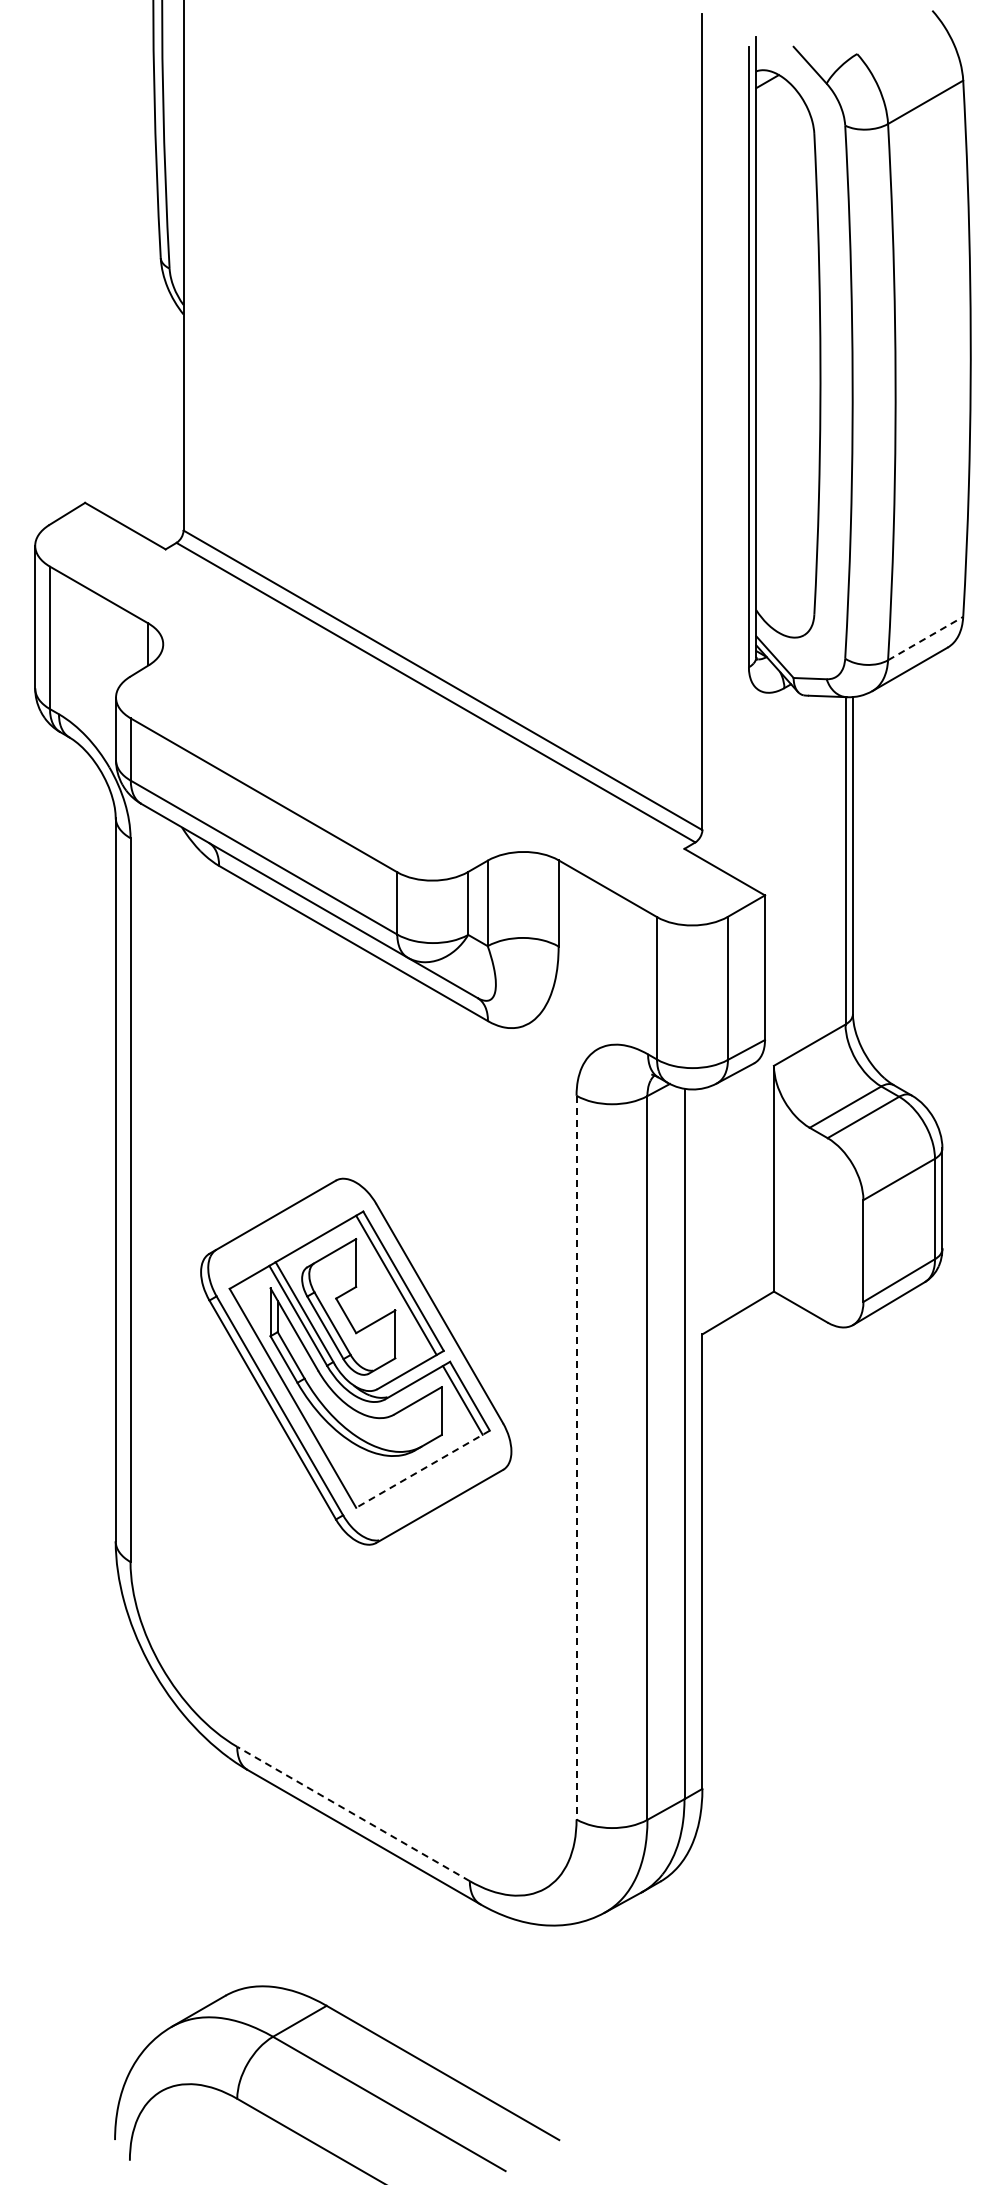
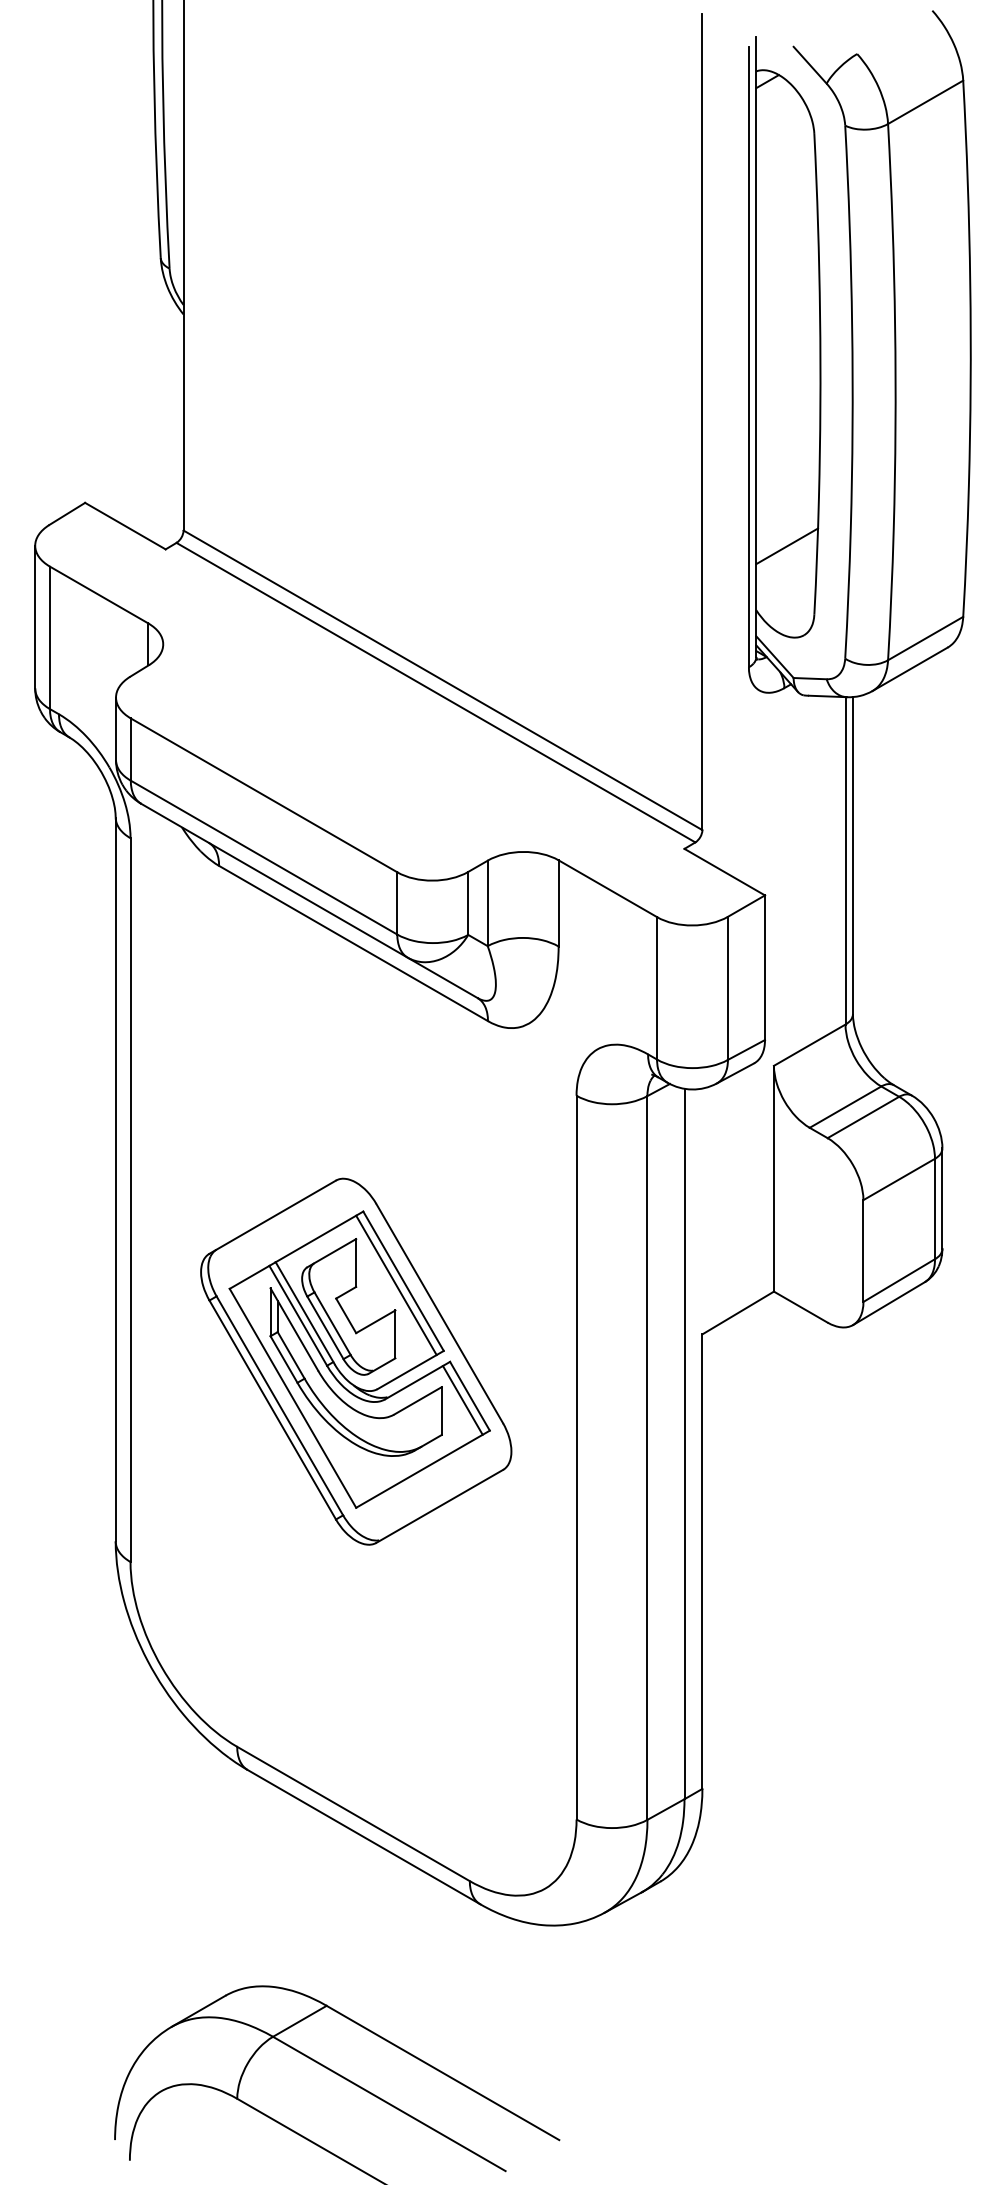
line: none -> present (786, 546)
line: dashed -> solid (926, 638)
line: dashed -> solid (576, 1457)
line: dashed -> solid (422, 1469)
line: dashed -> solid (353, 1813)
